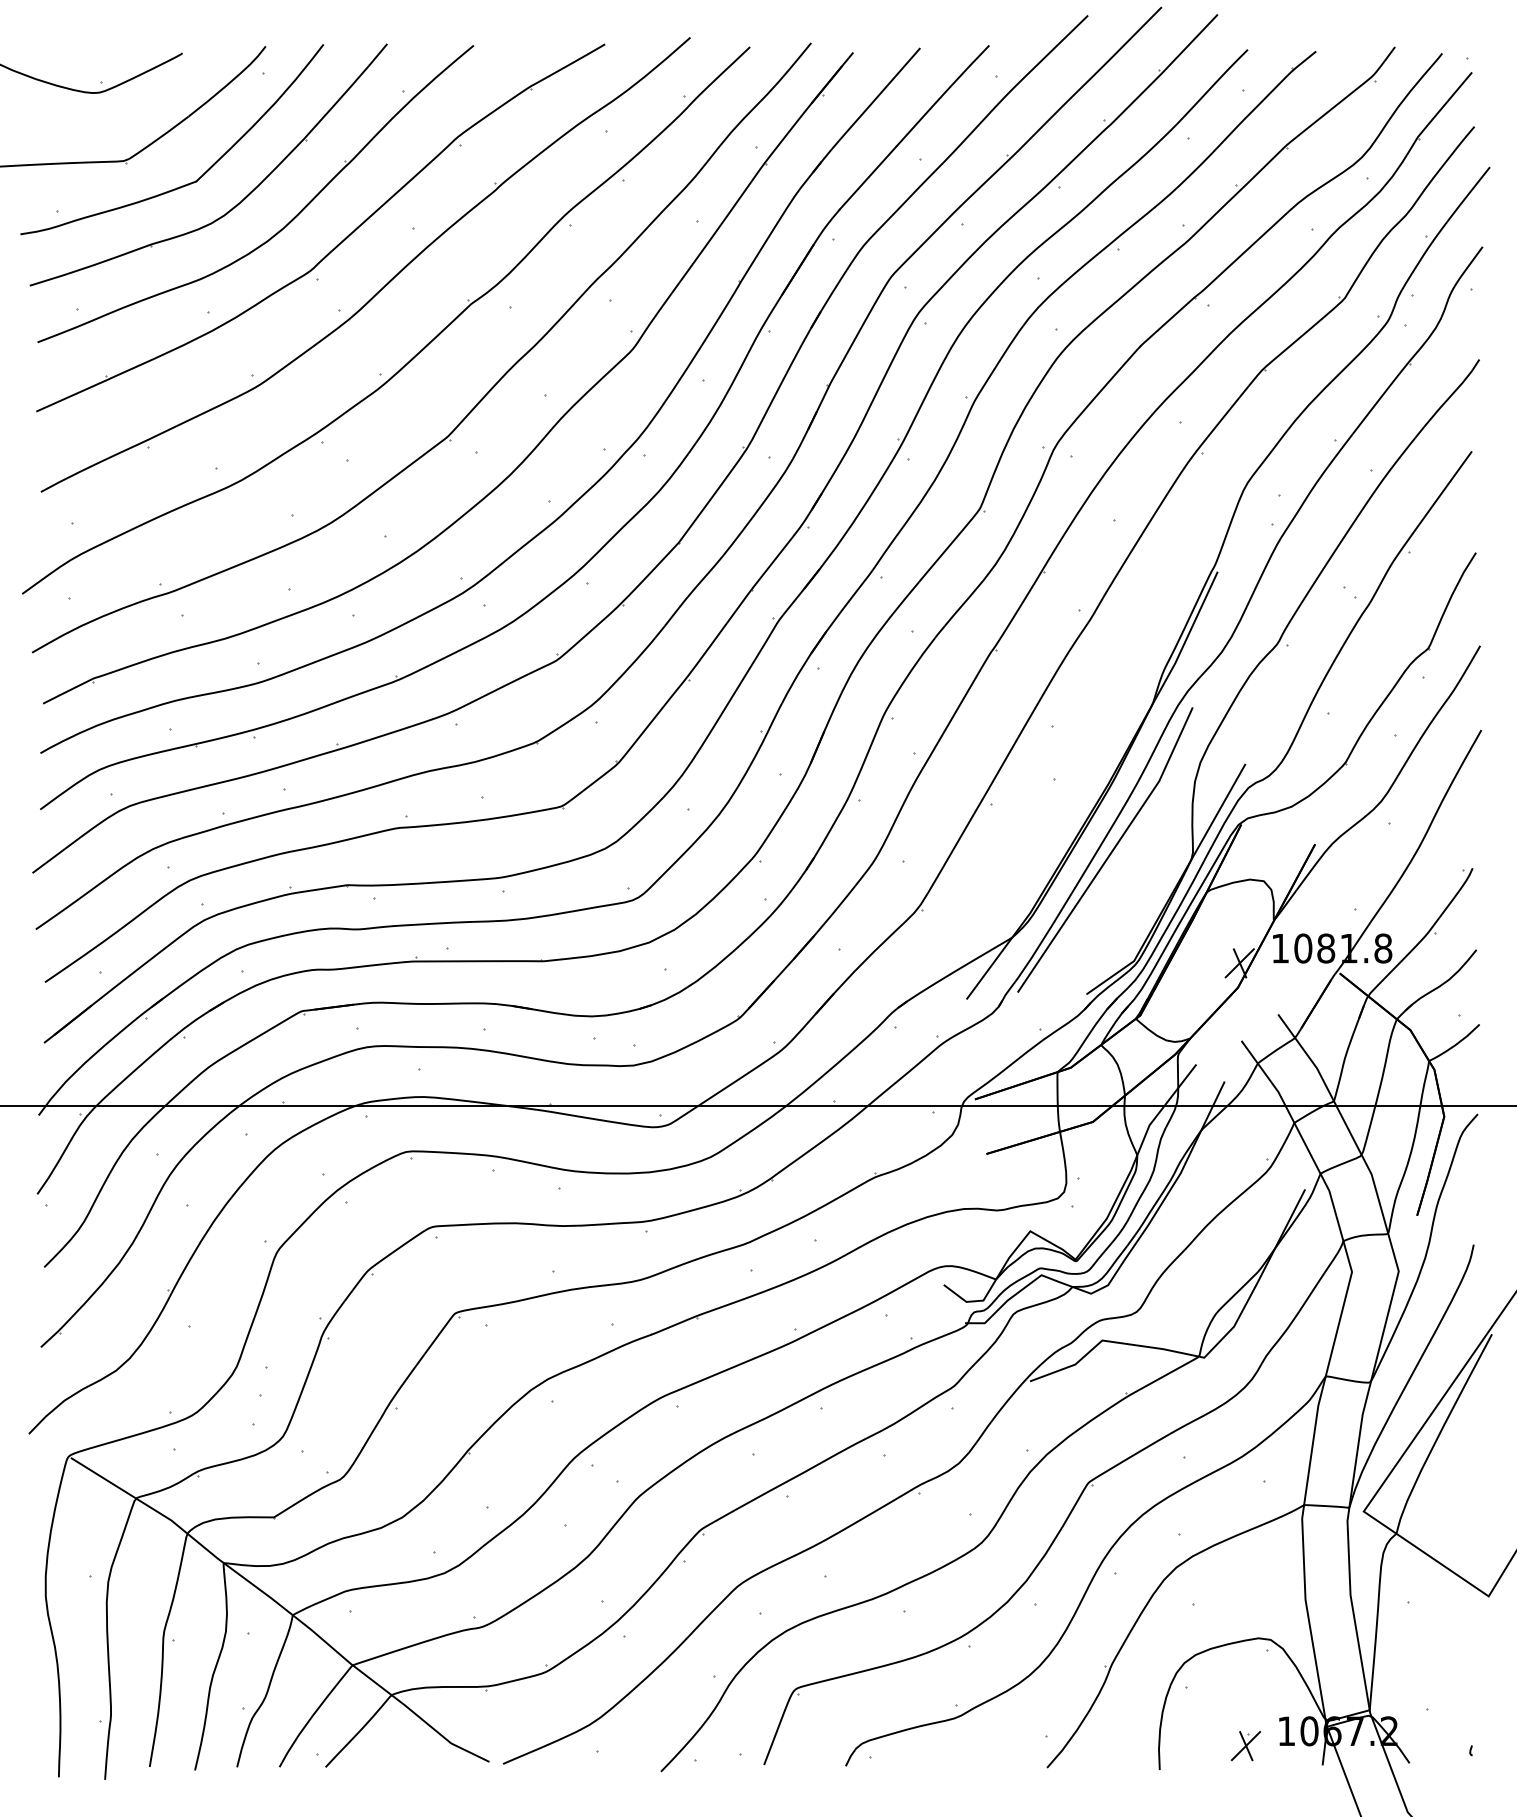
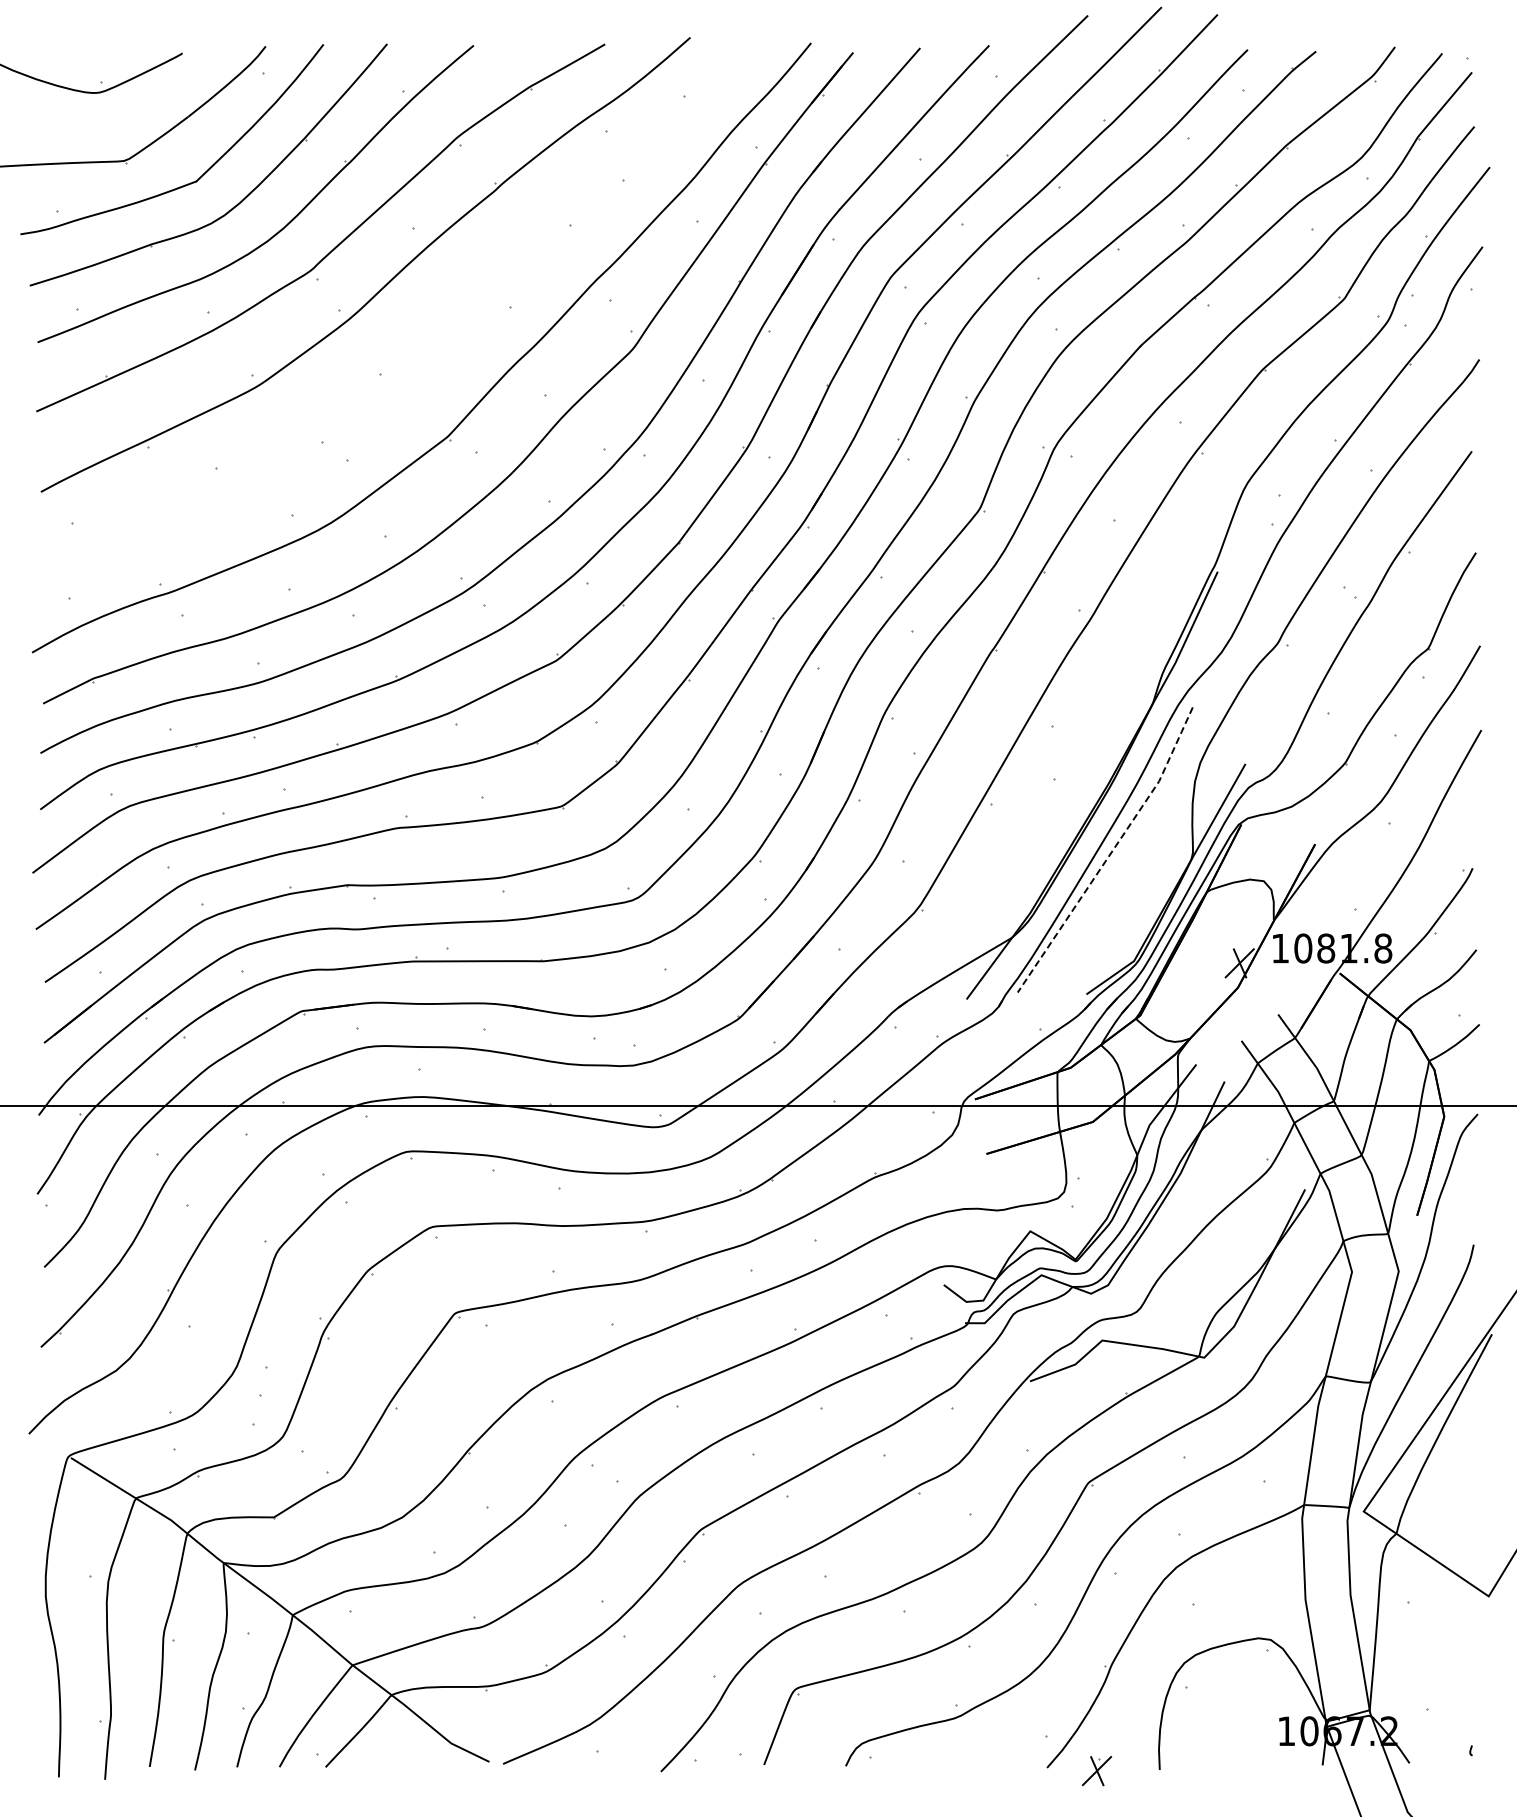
part: present -> none (415, 354)
line: solid -> dashed (1111, 852)
part position: (1245, 1746) -> (1096, 1771) (1096, 1771)
